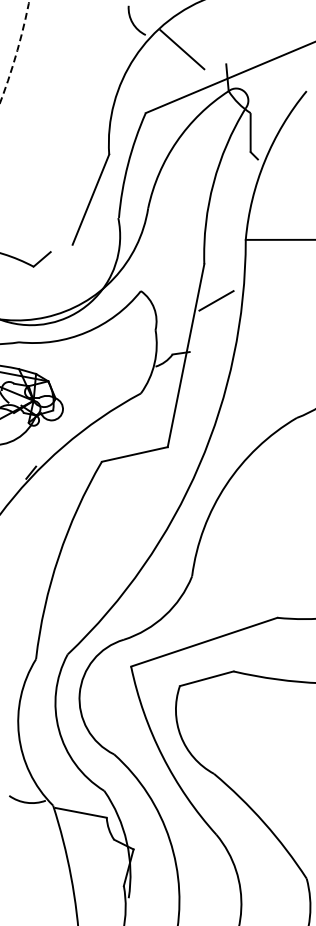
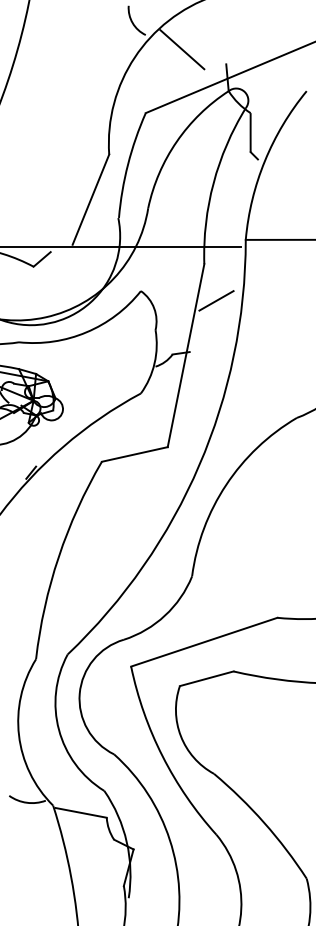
arc: dashed -> solid (17, 51)
line: none -> present (121, 247)
